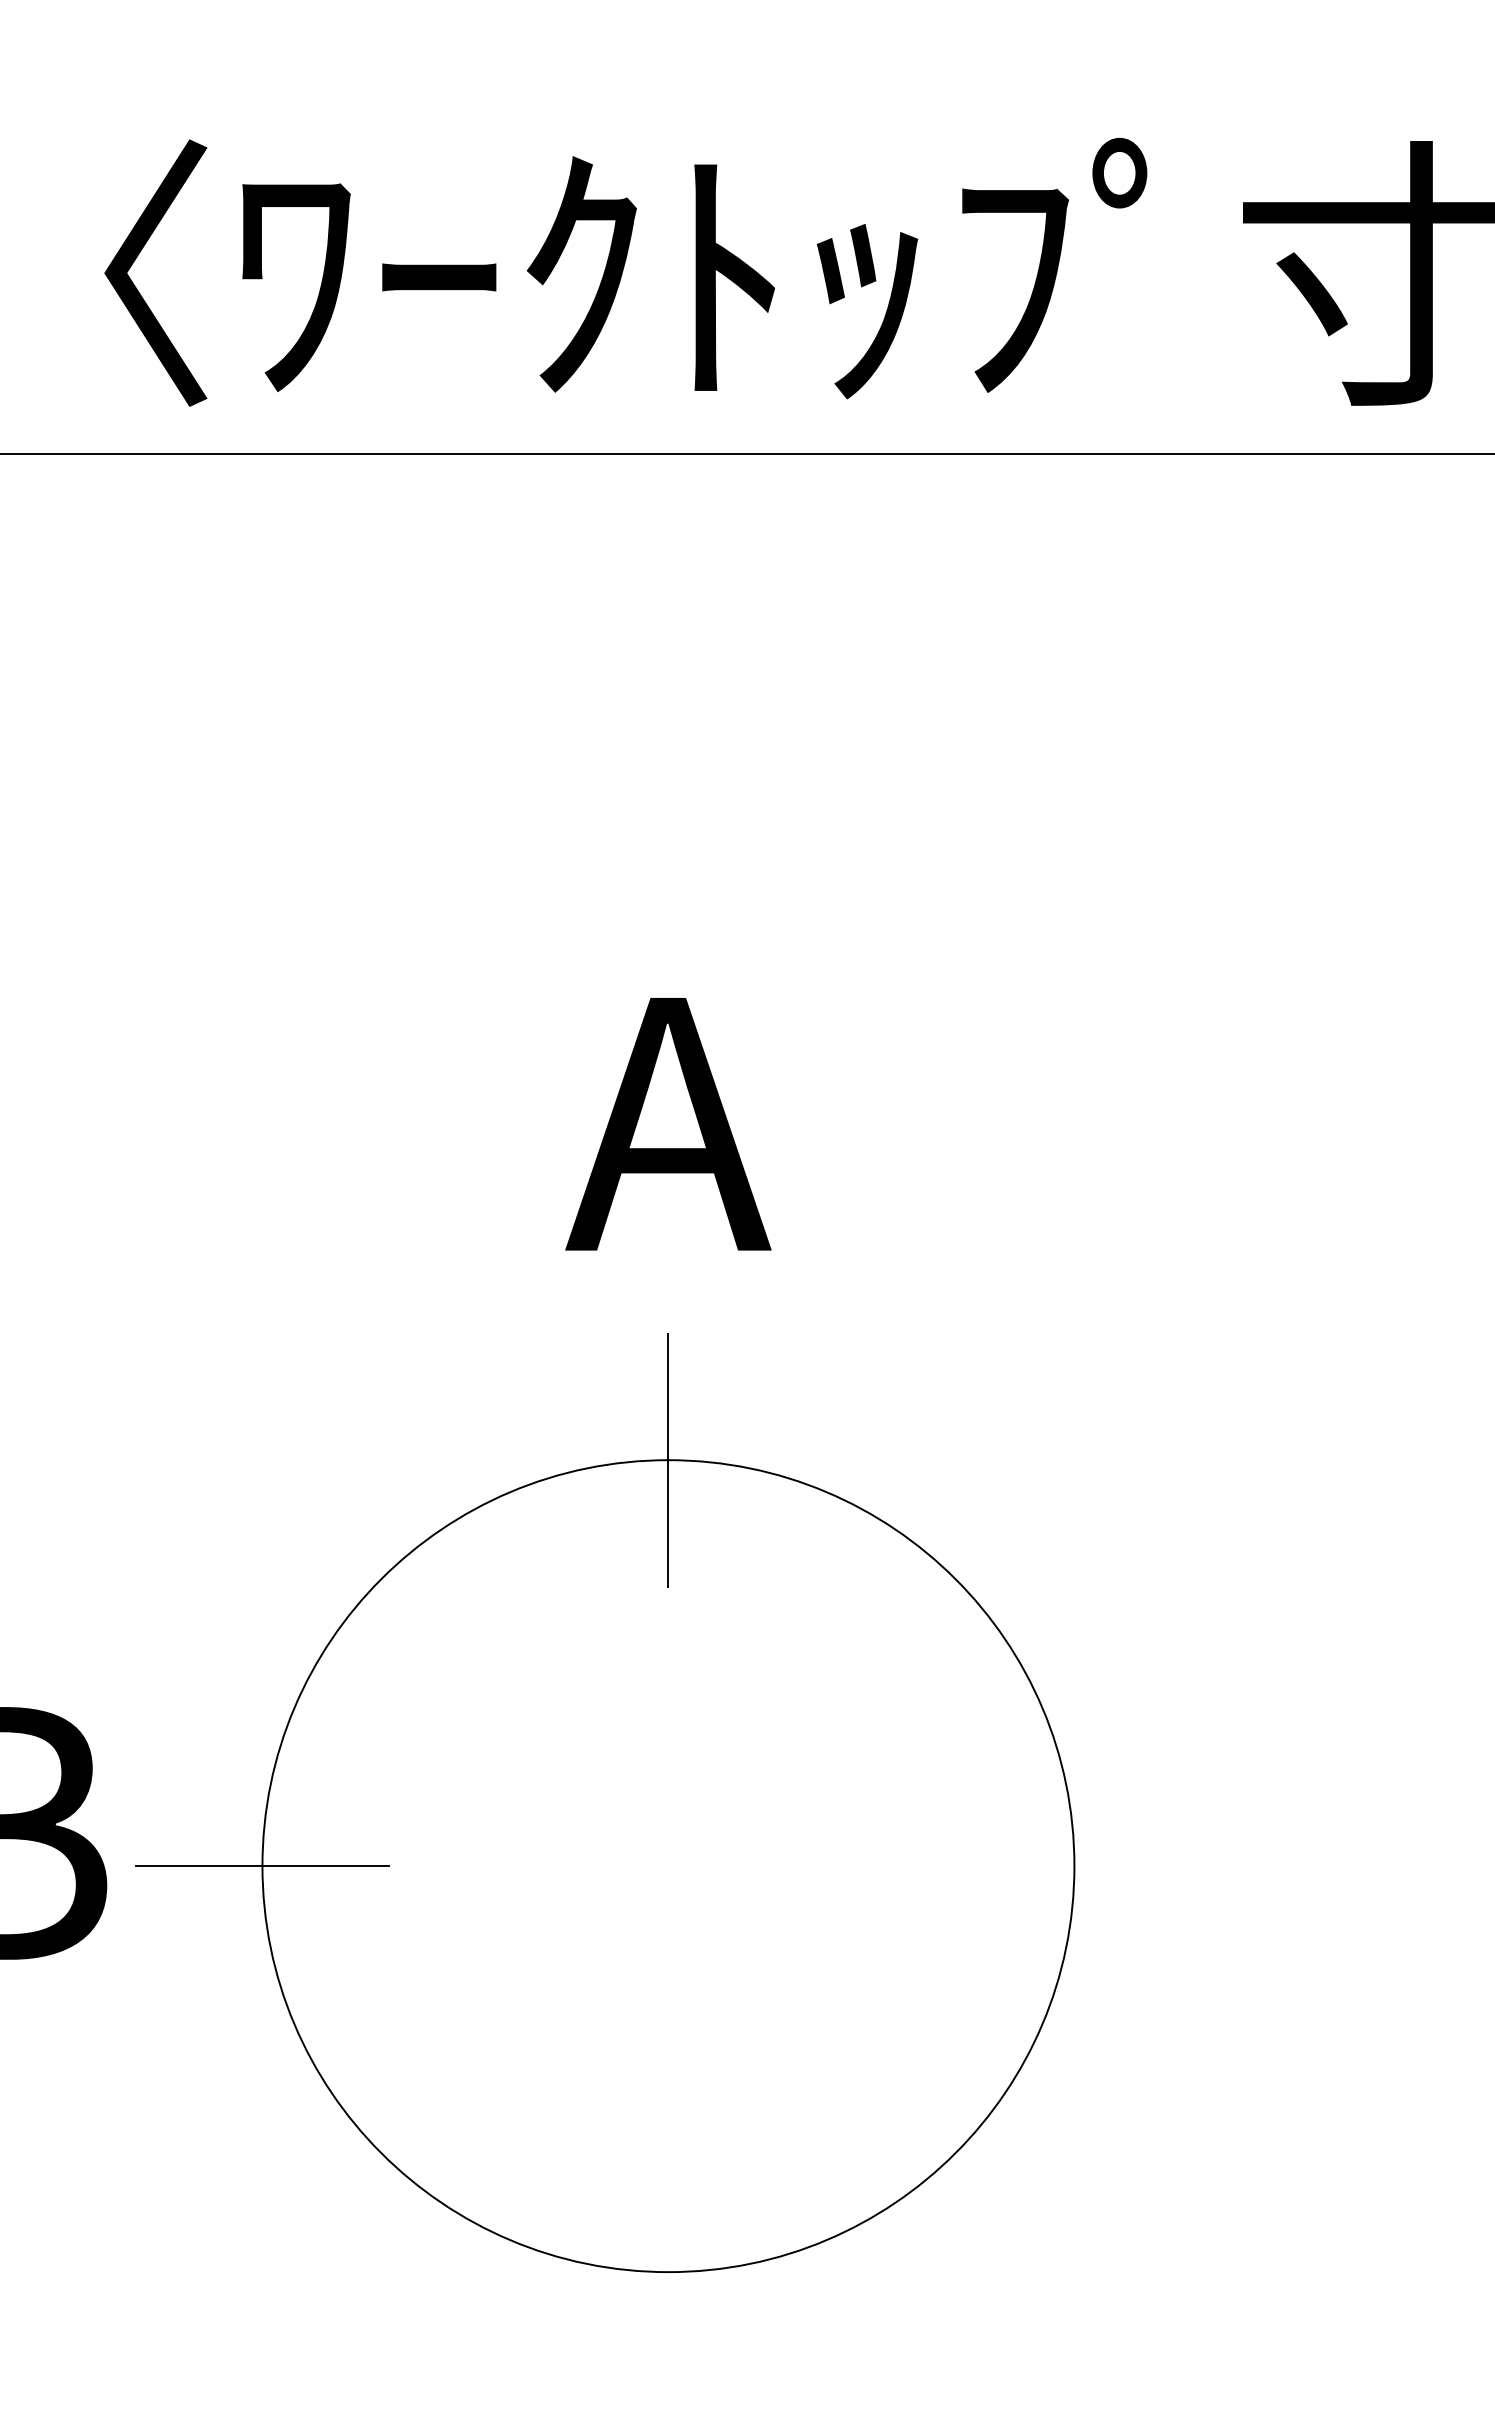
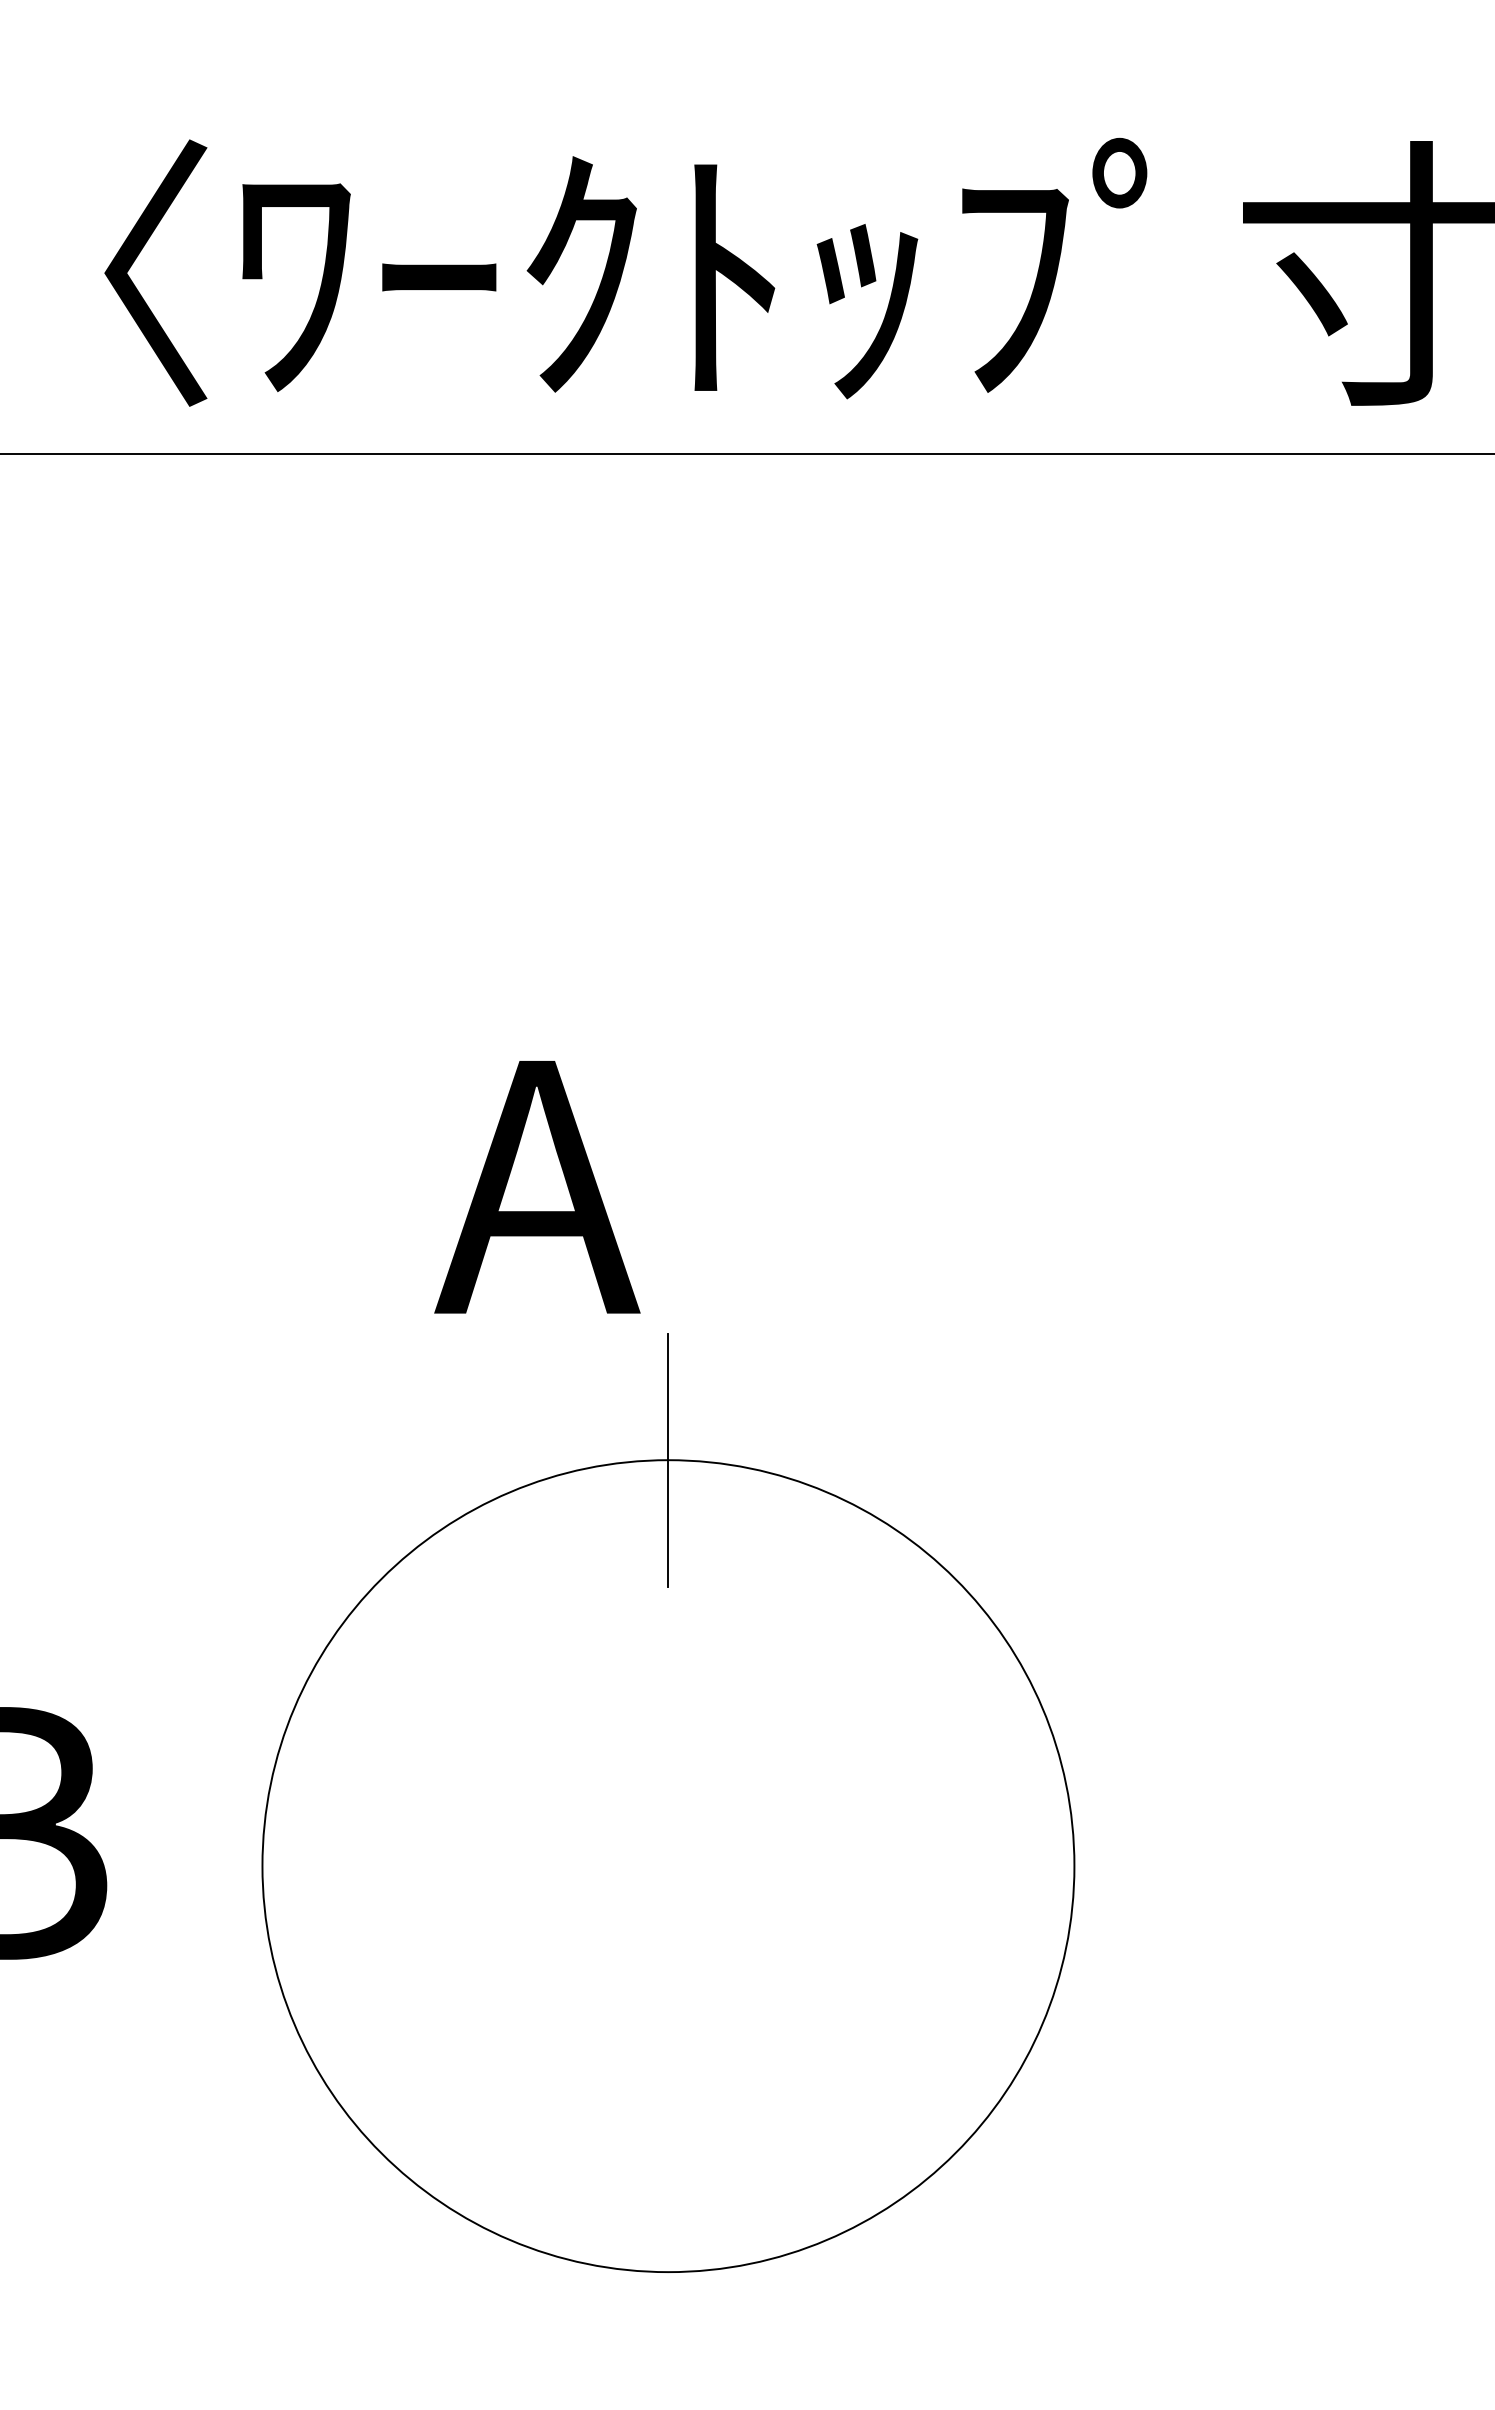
text position: (668, 1124) -> (537, 1187) (537, 1187)
line: present -> none (262, 1866)
